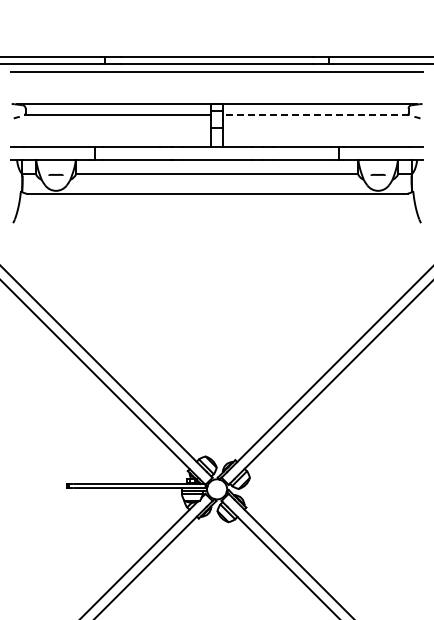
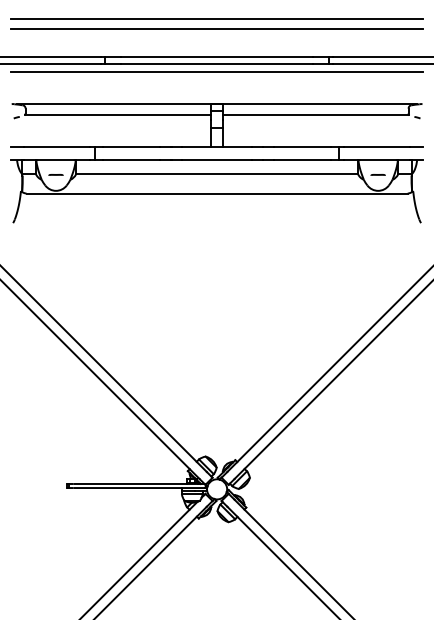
line: none -> present (216, 18)
line: none -> present (216, 29)
line: dashed -> solid (316, 115)
